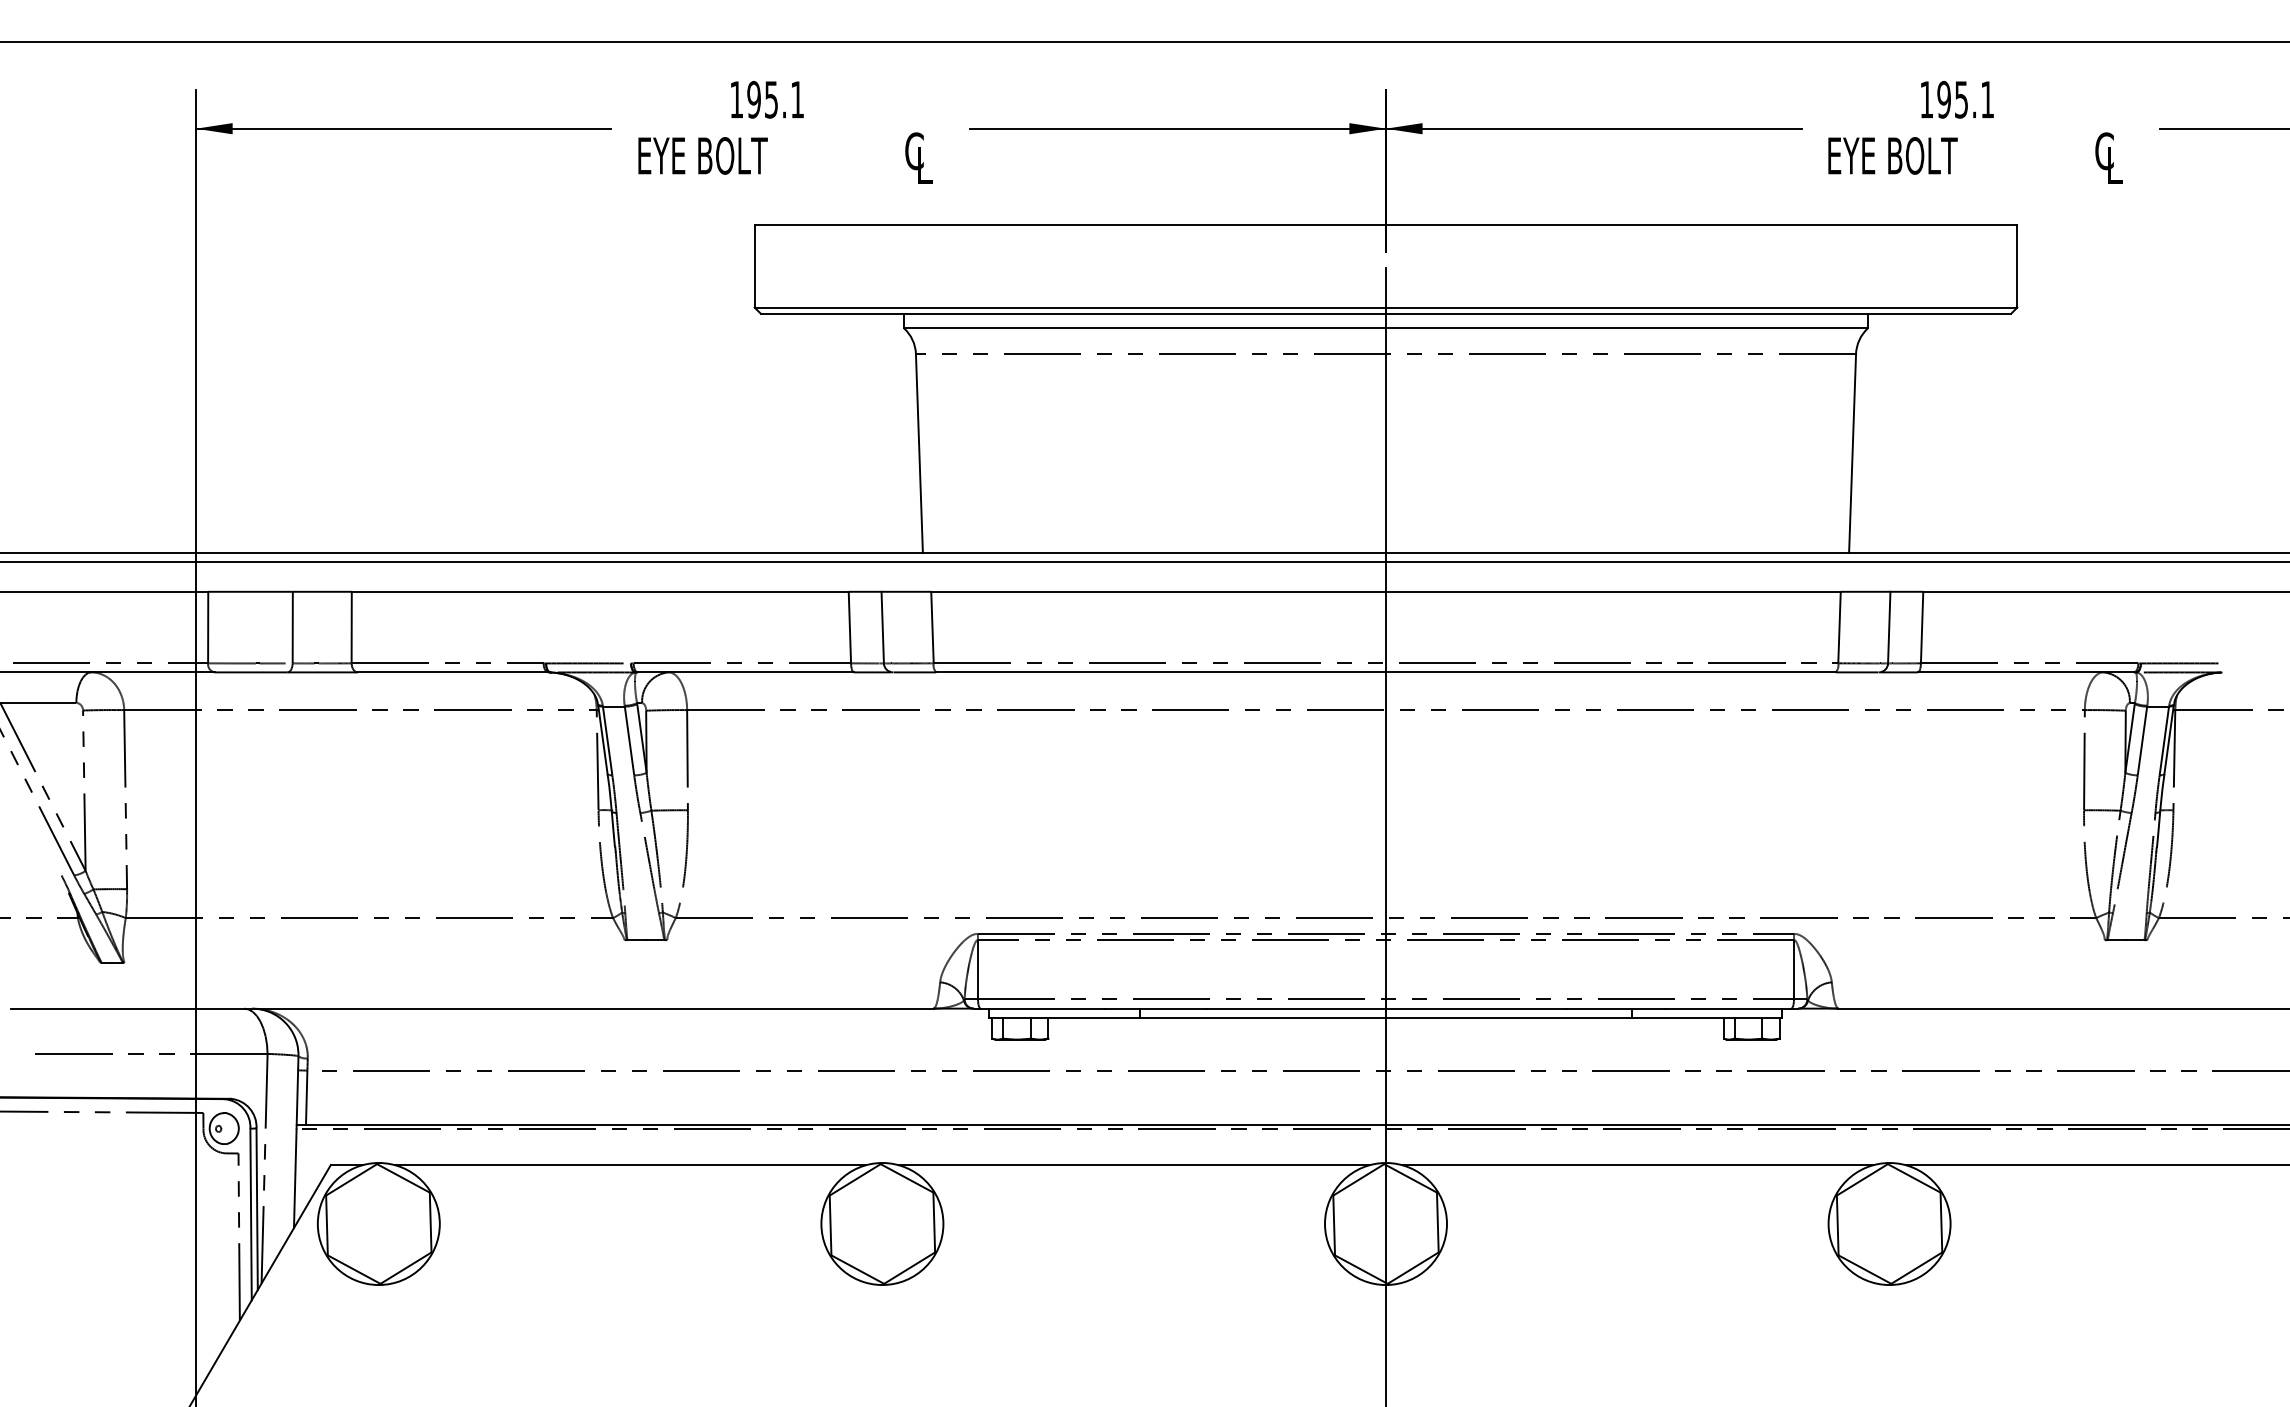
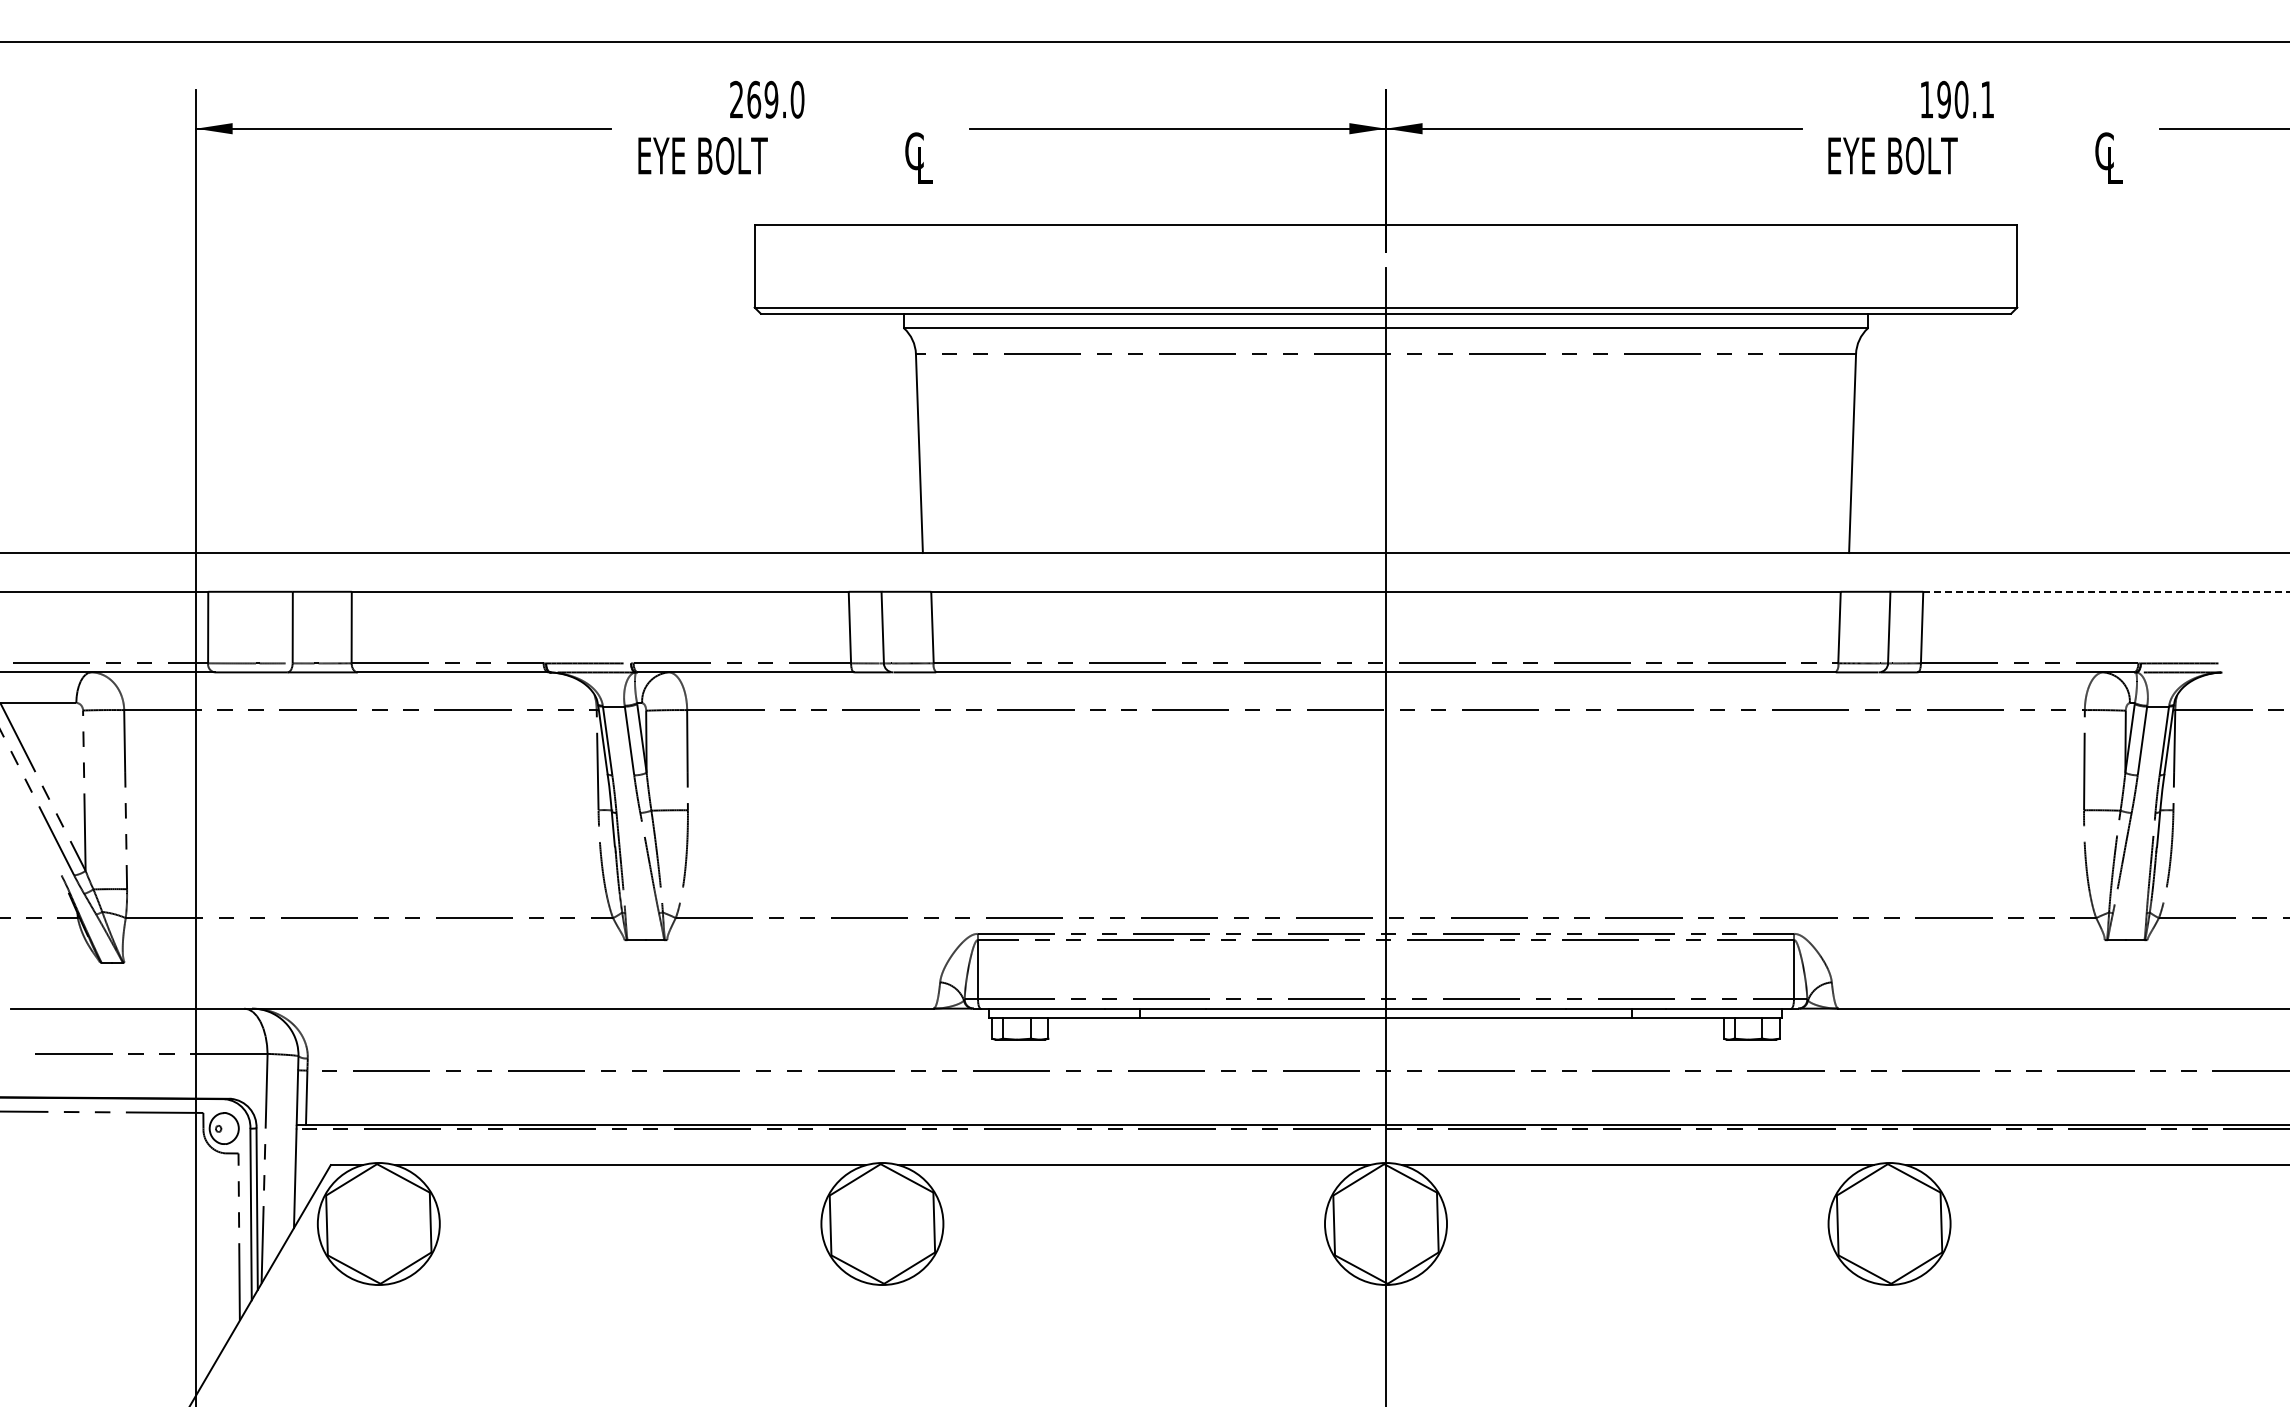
text: 195.1 -> 269.0 (767, 99)
text: 195.1 -> 190.1 (1961, 99)
line: present -> none (1144, 562)
line: solid -> dashed (2106, 591)
